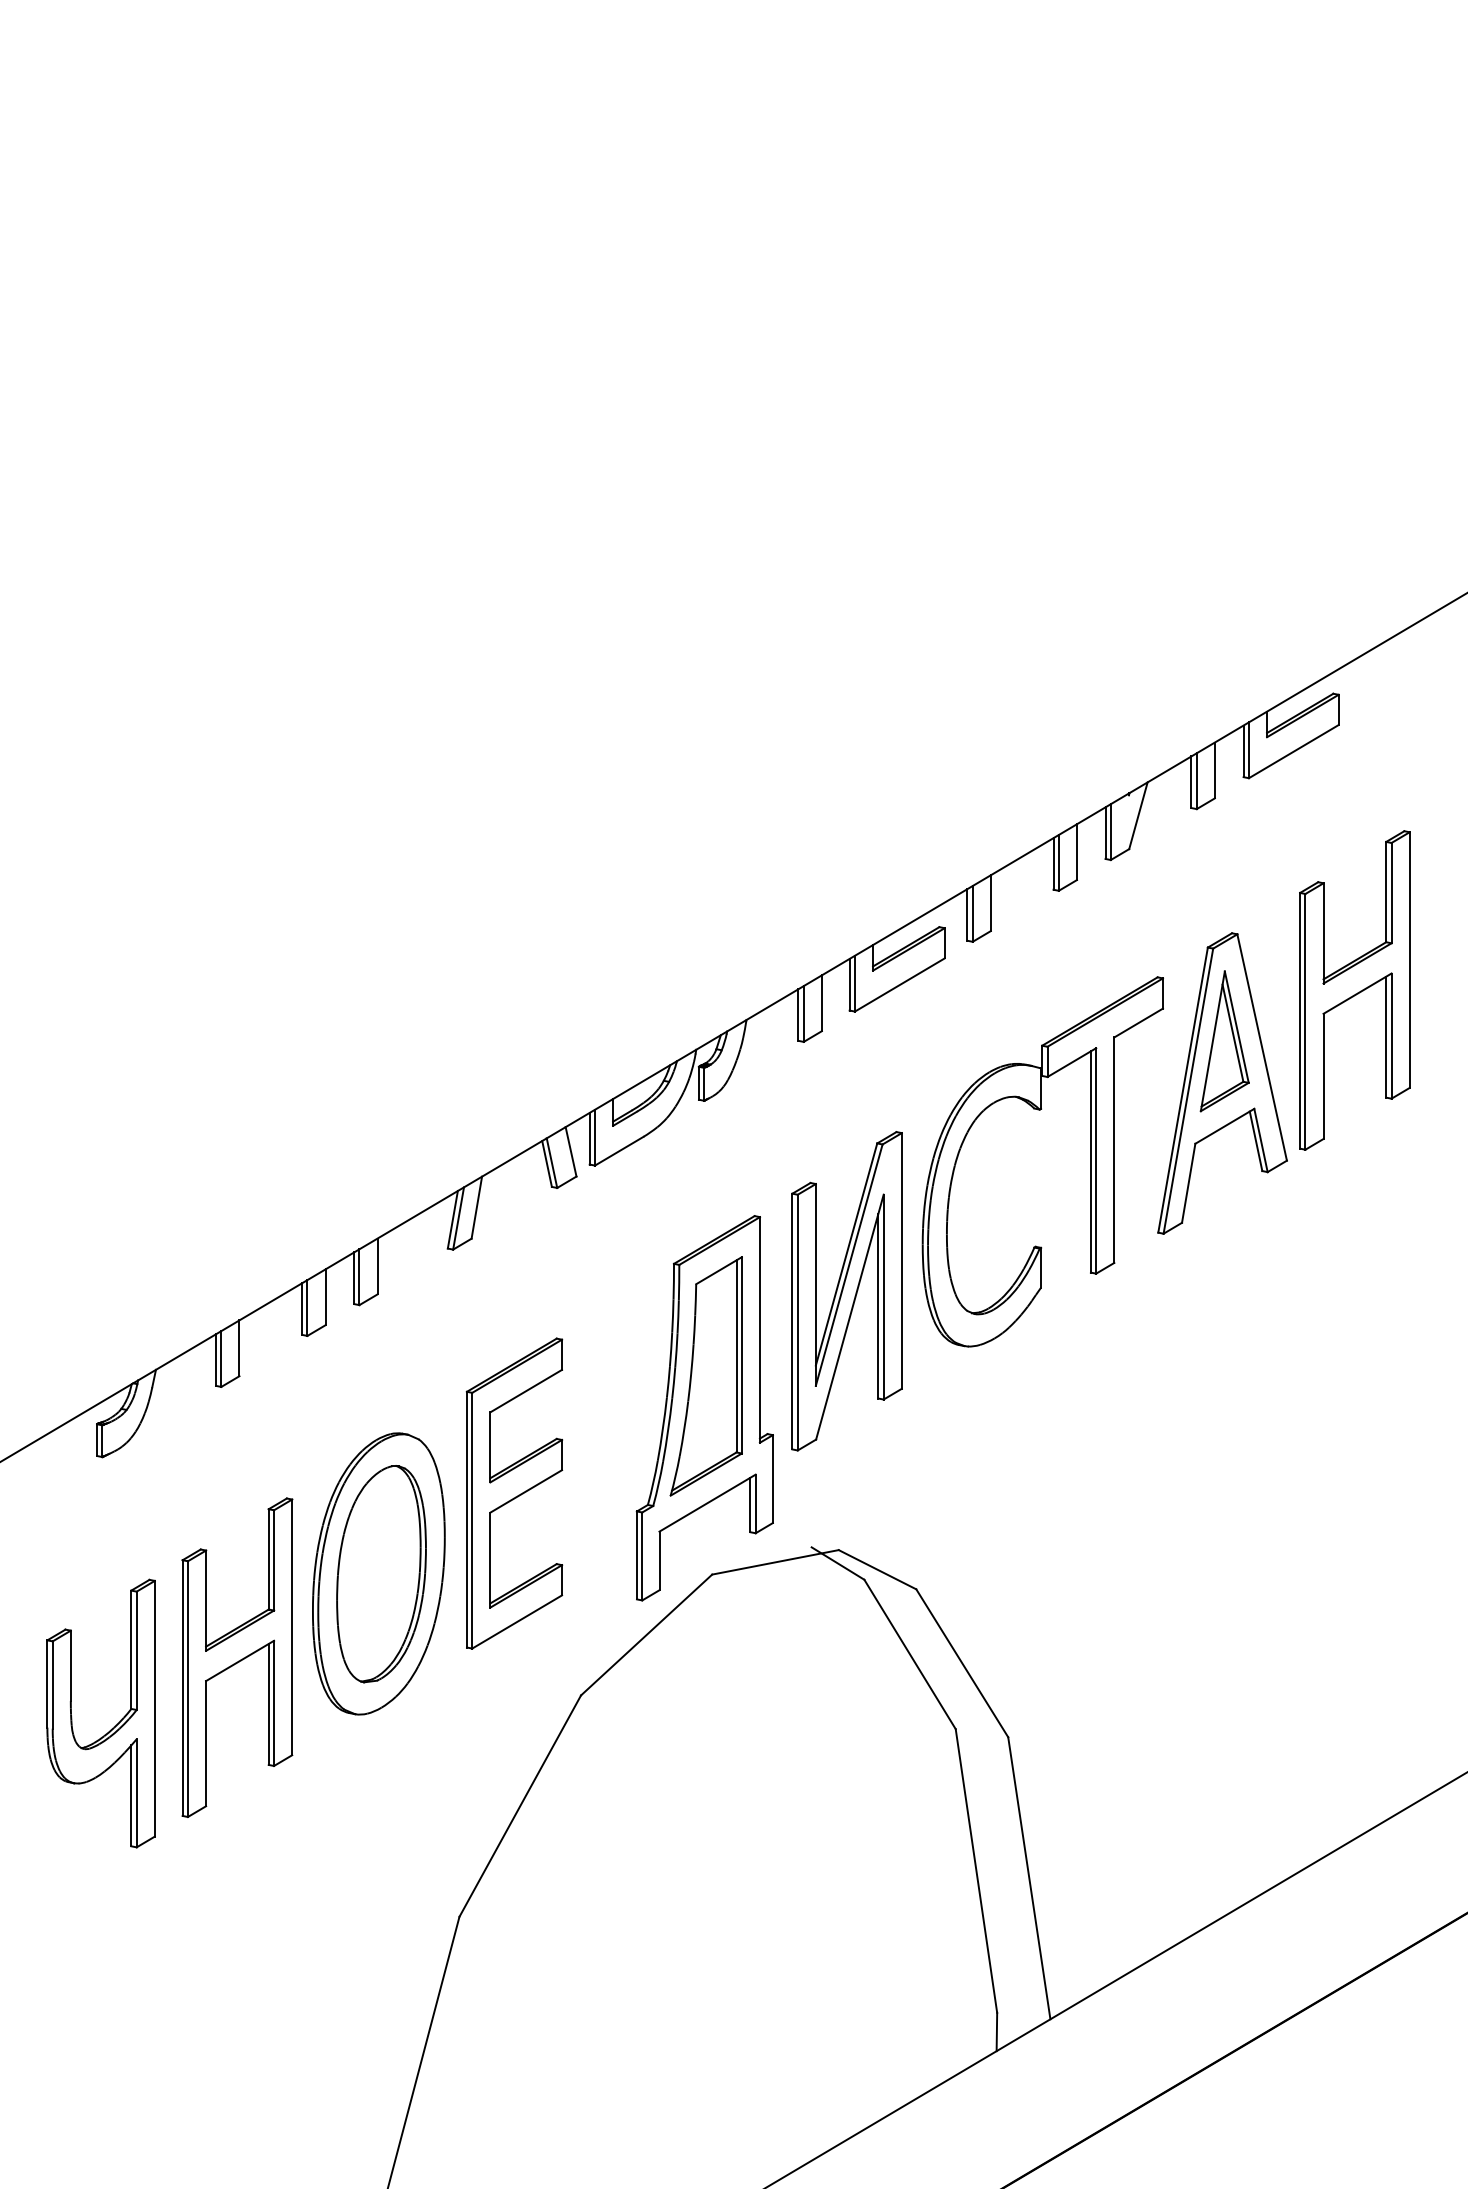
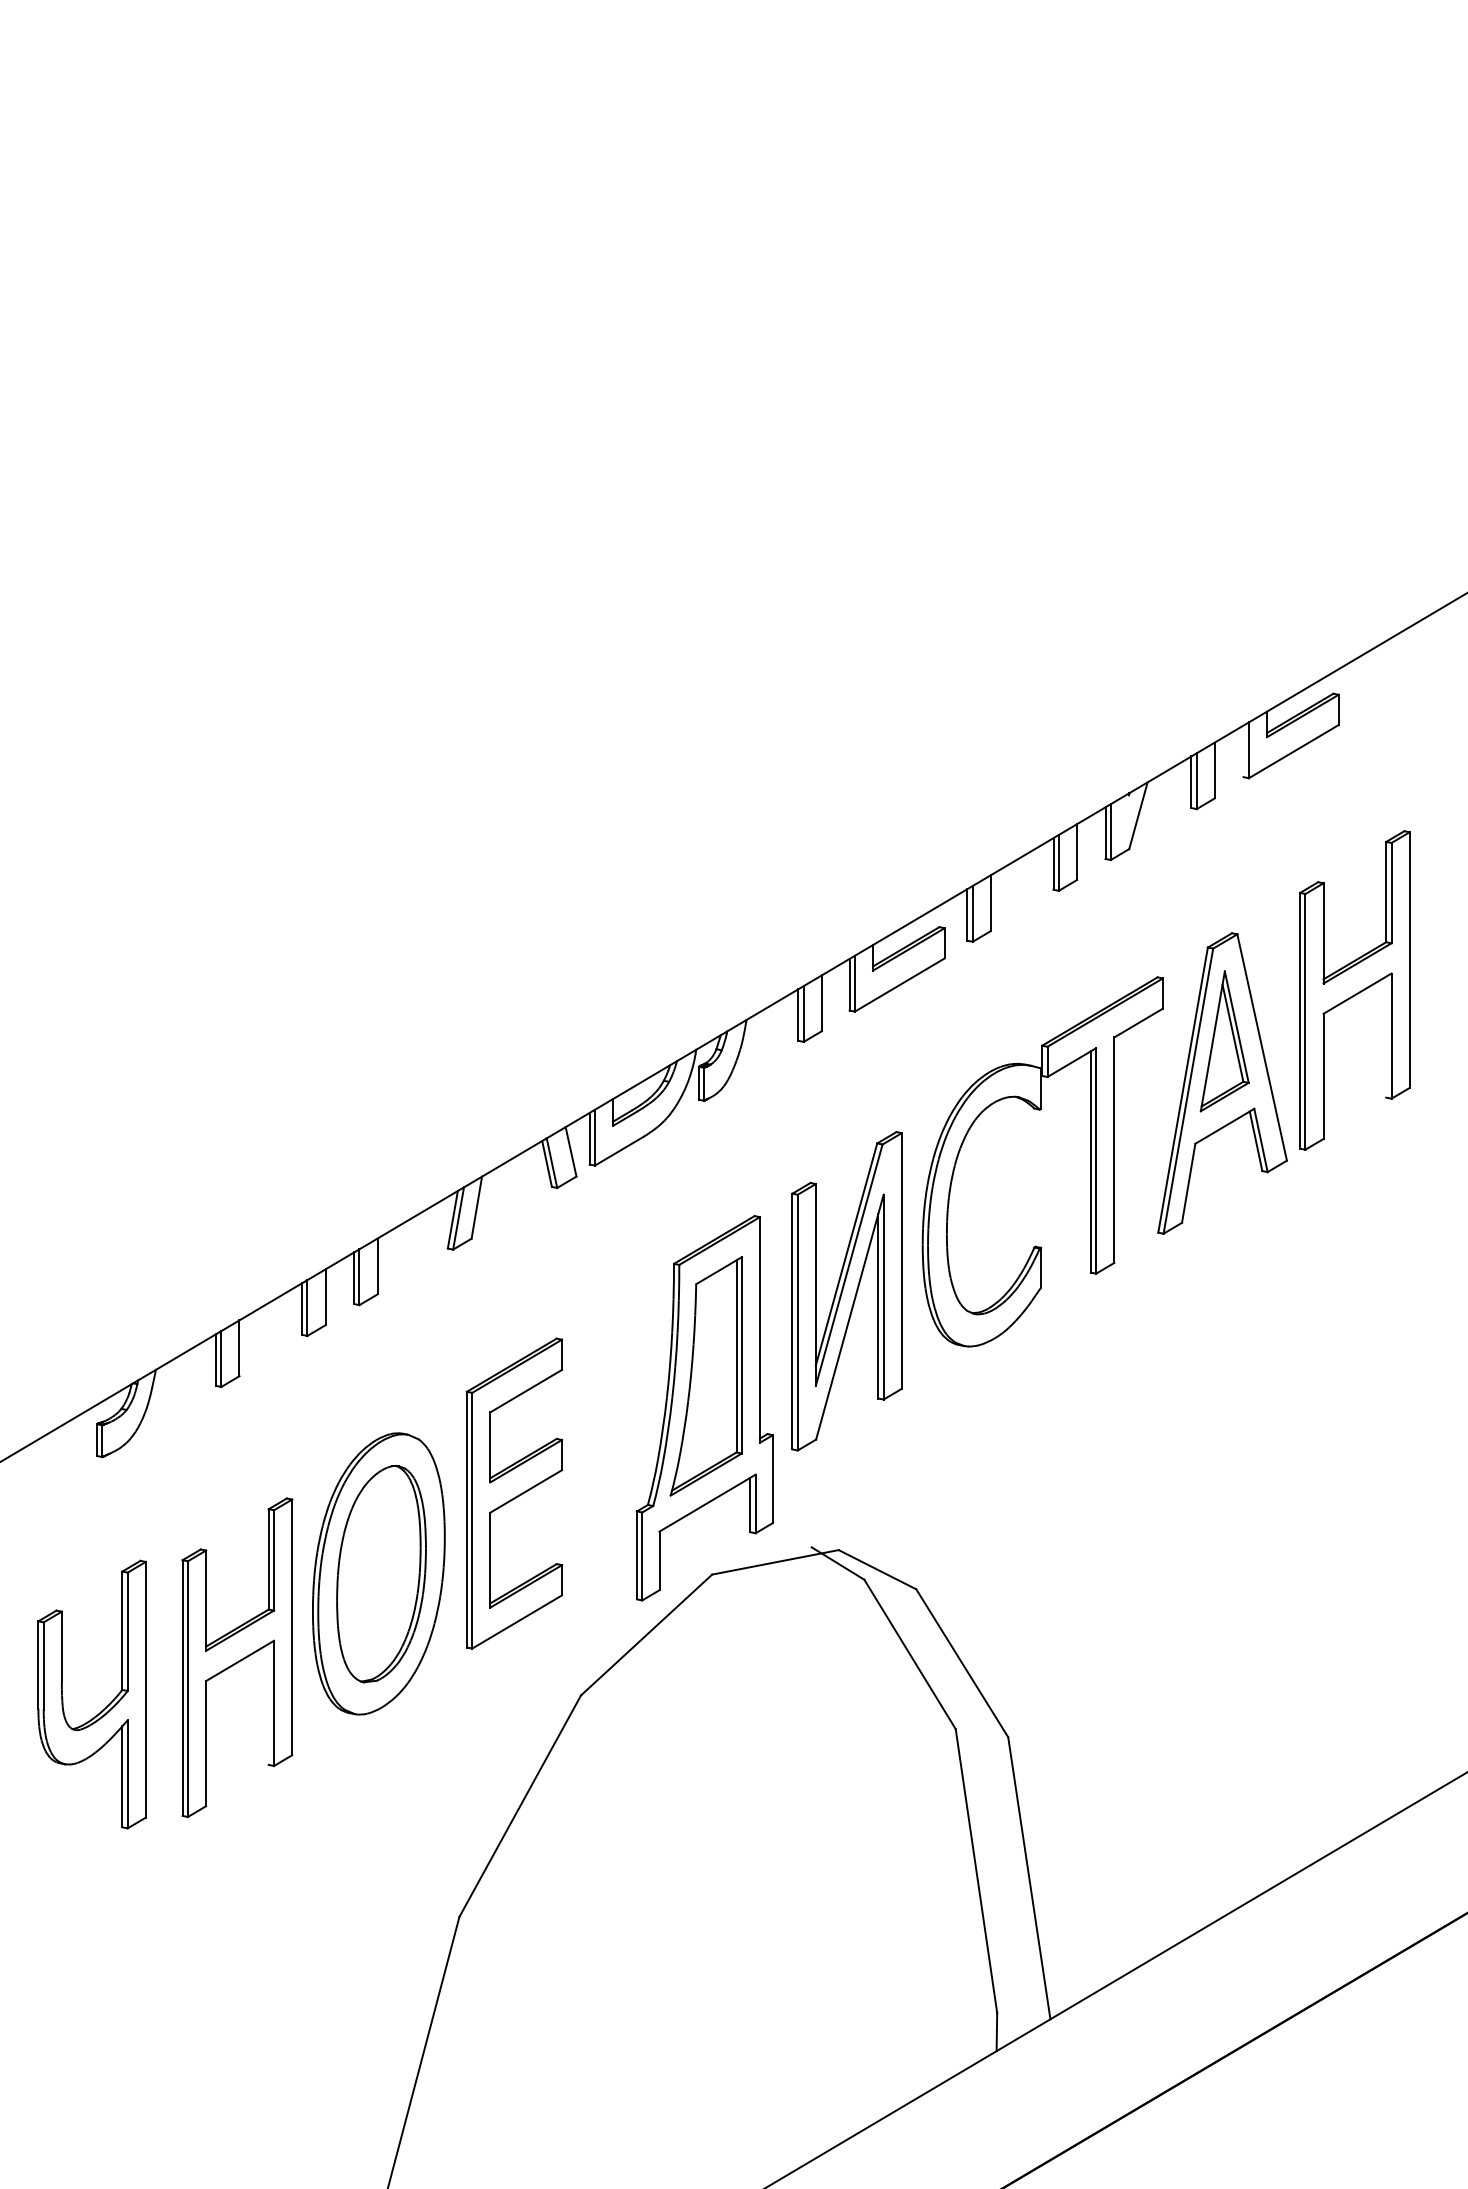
line: present -> none (1243, 751)
line: present -> none (1386, 1036)
line: present -> none (268, 1703)
part position: (112, 1727) -> (103, 1708) (103, 1708)
